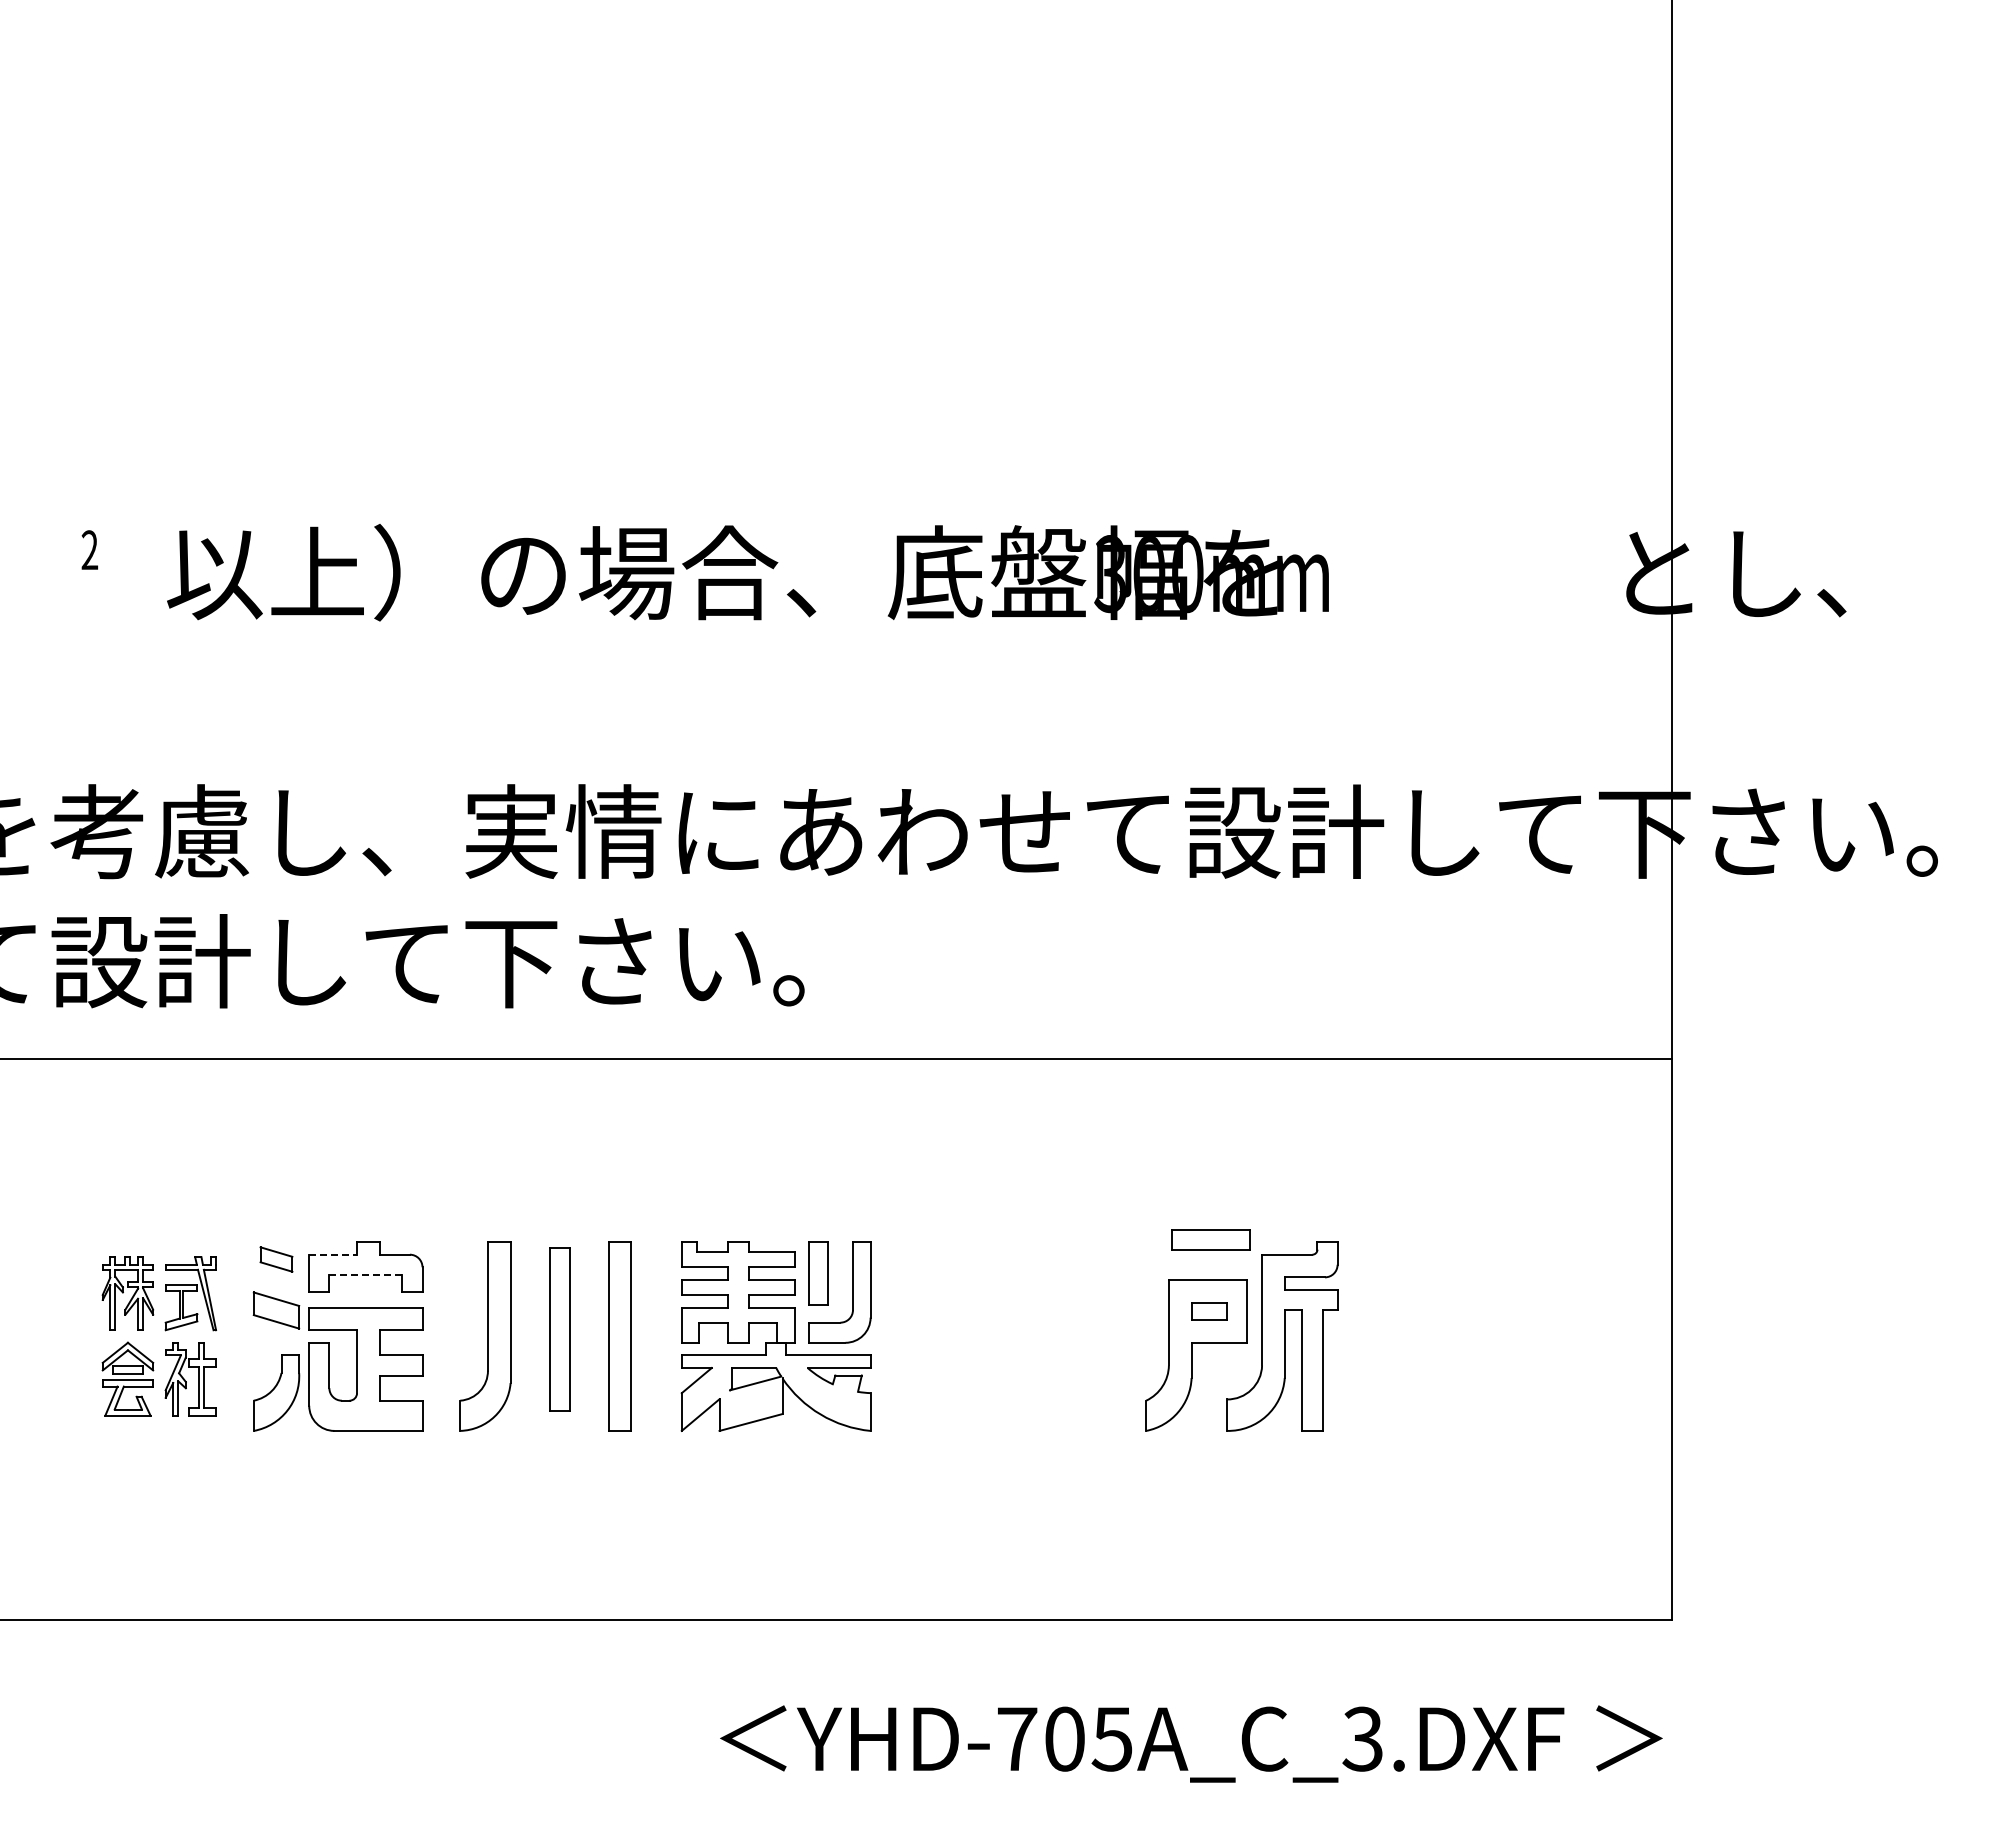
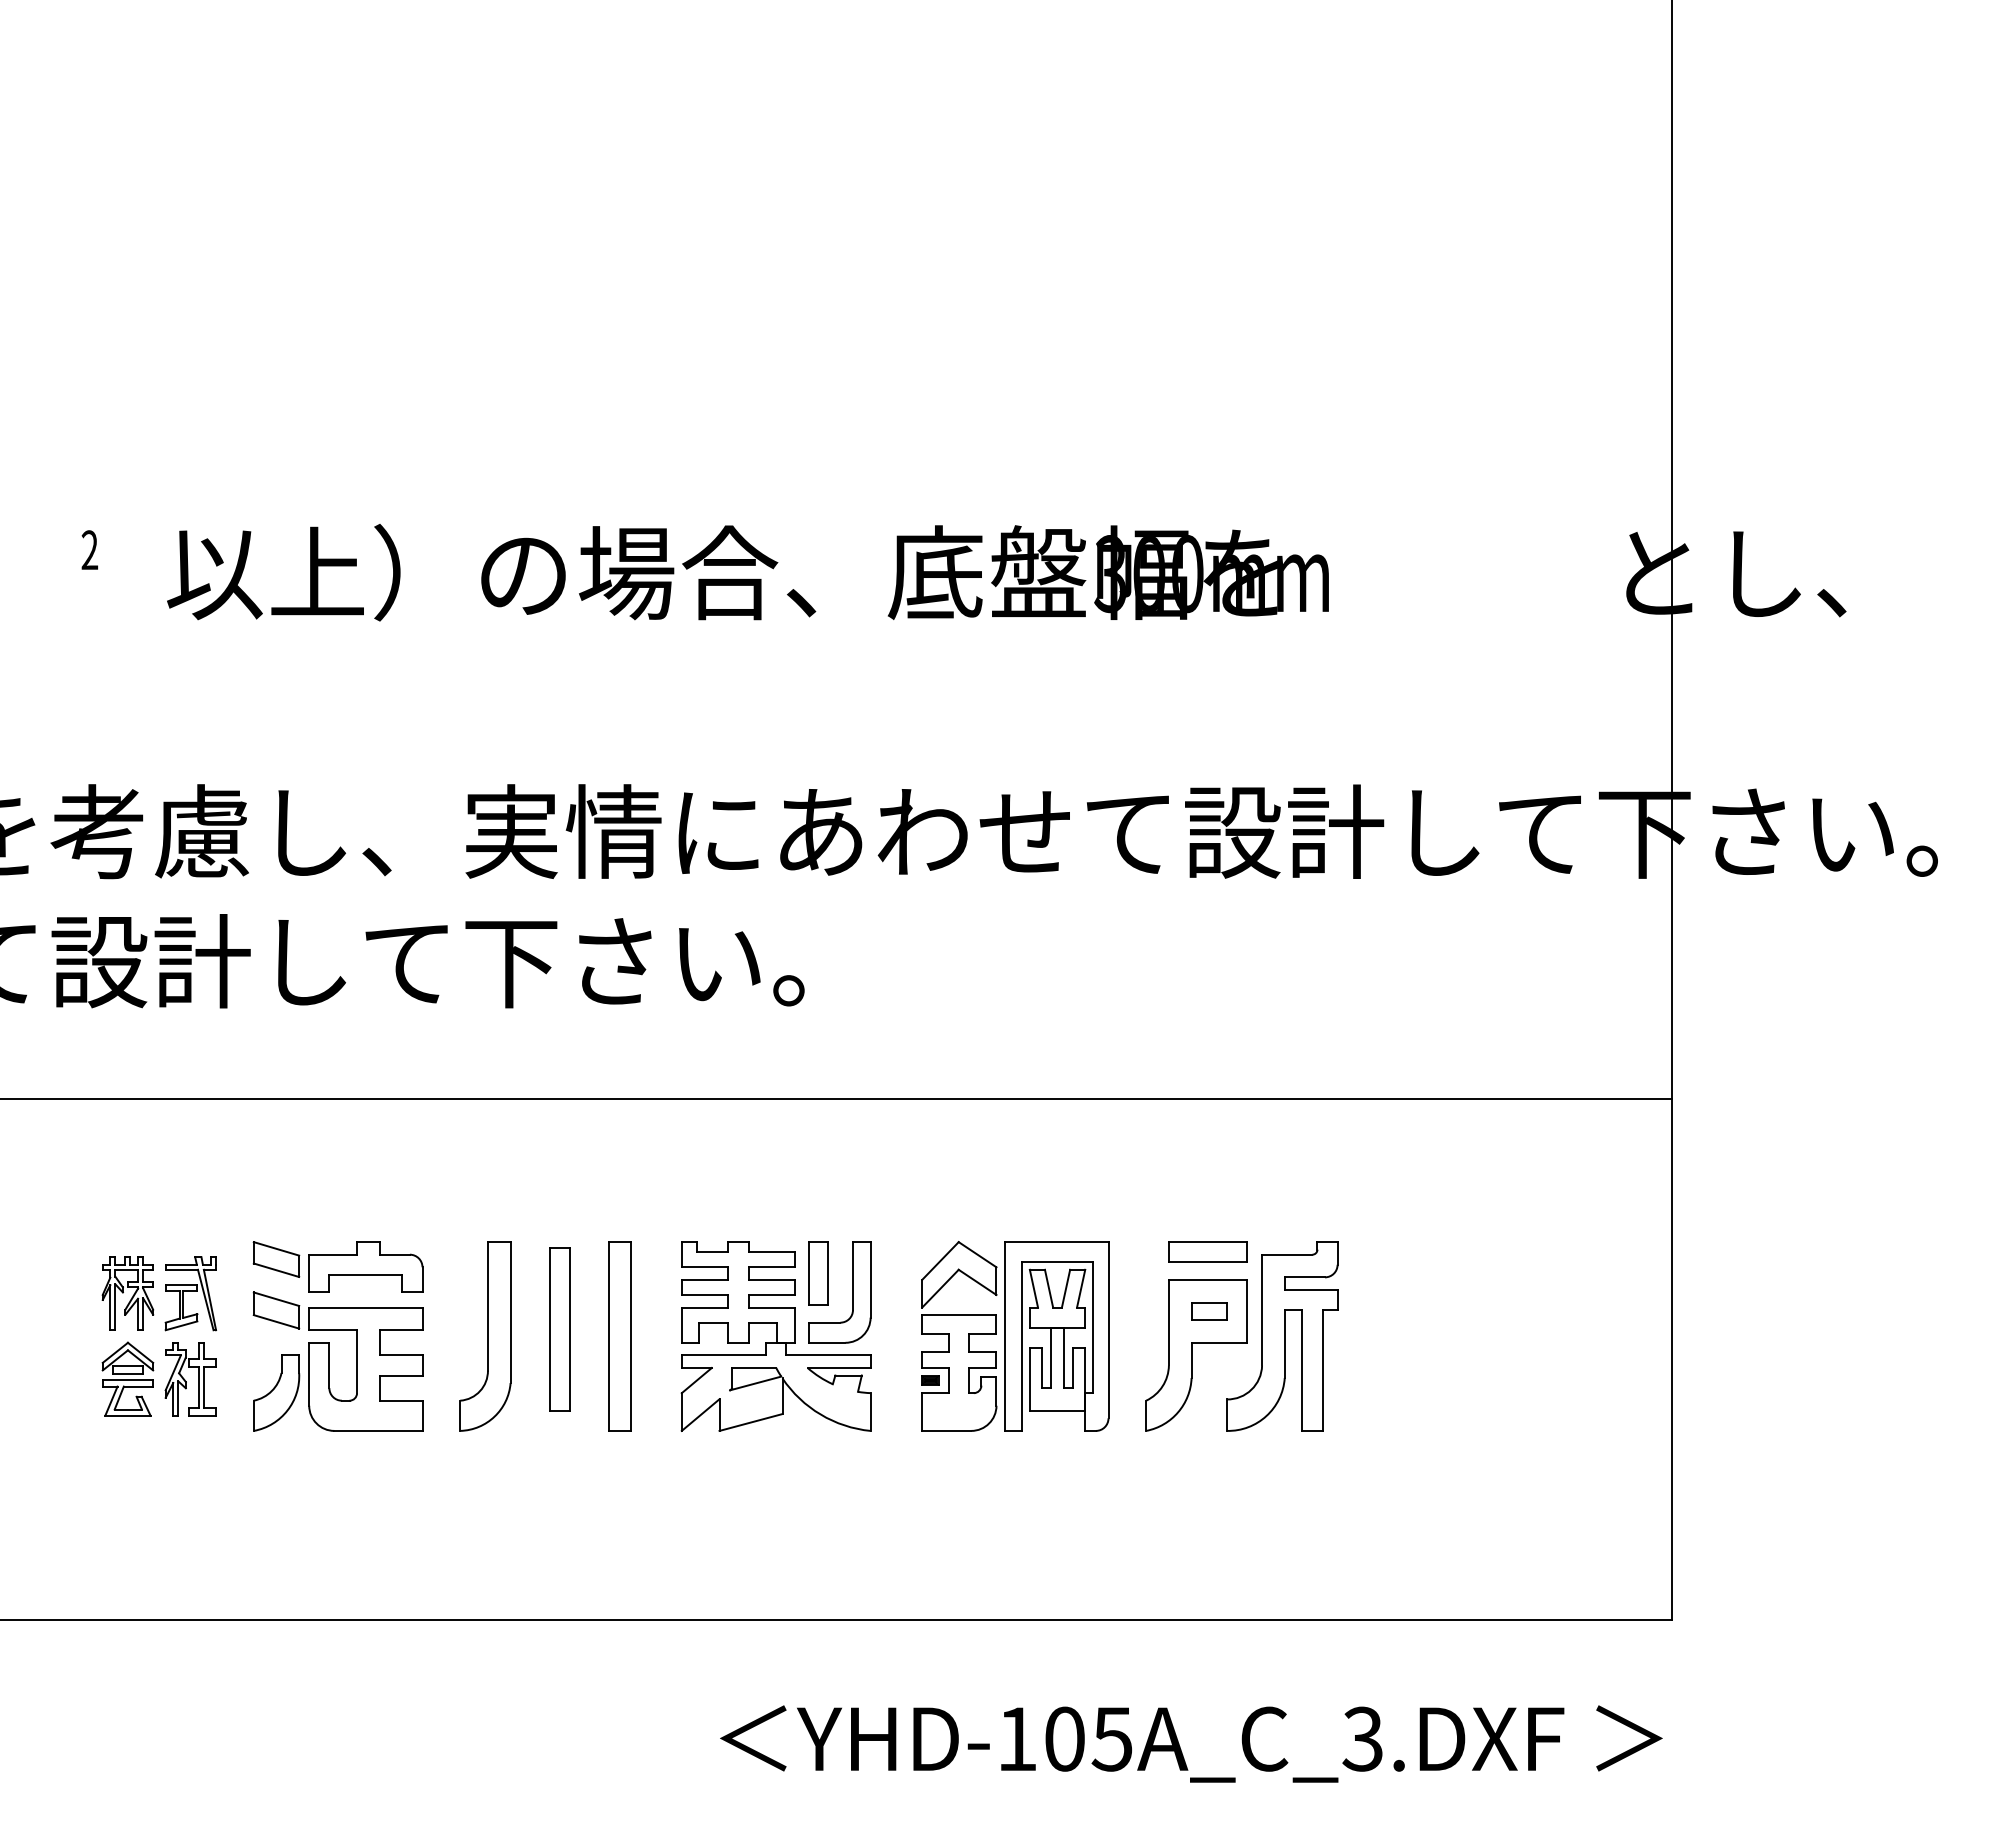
line position: (836, 1058) -> (836, 1098) (836, 1098)
part position: (1210, 1239) -> (1207, 1251) (1207, 1251)
line: dashed -> solid (333, 1254)
part size: 35x27 px -> 49x37 px (276, 1259)
line: dashed -> solid (365, 1274)
part: none -> present (1015, 1336)
text: YHD-705A_C_3.DXF -> YHD-105A_C_3.DXF (1017, 1738)
